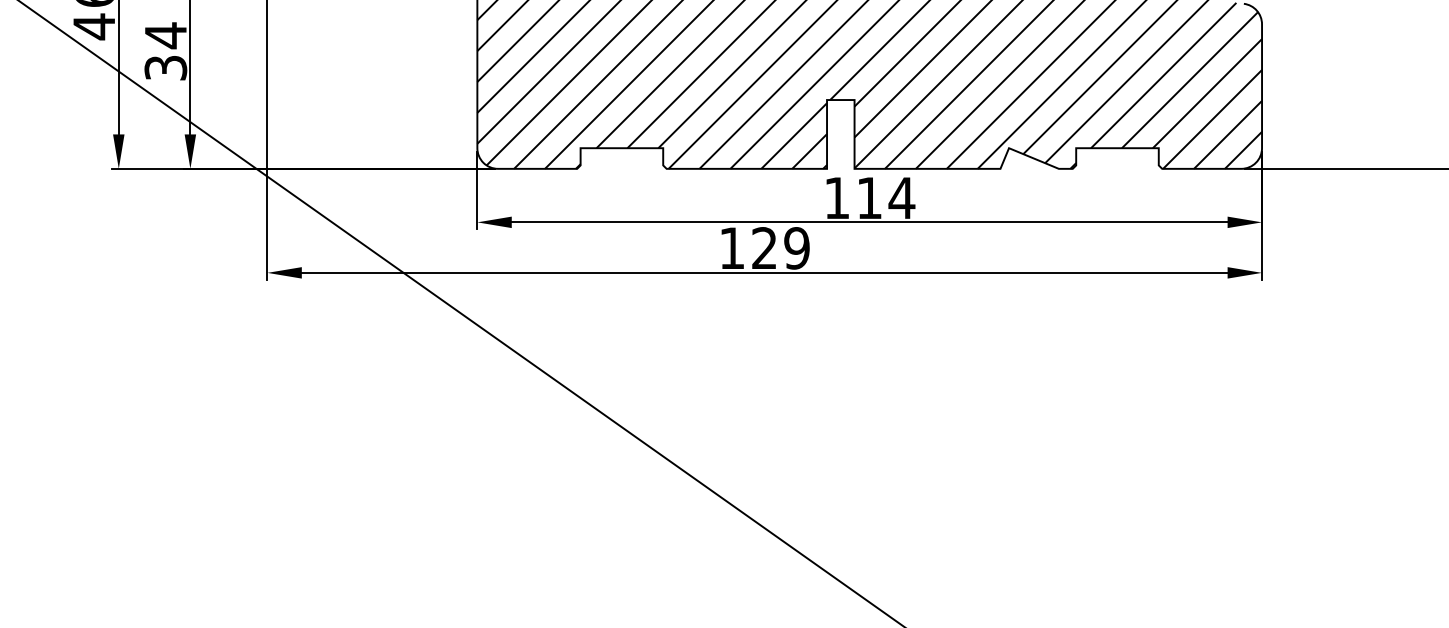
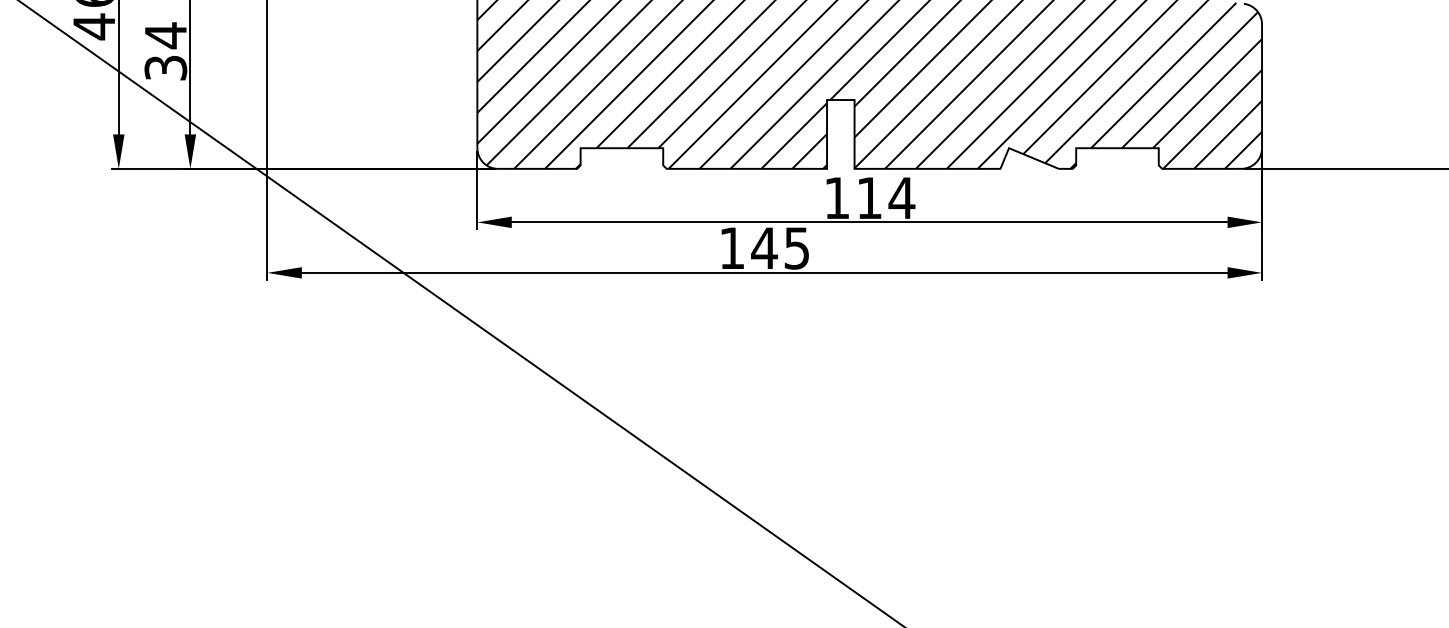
text: 129 -> 145 (780, 248)
